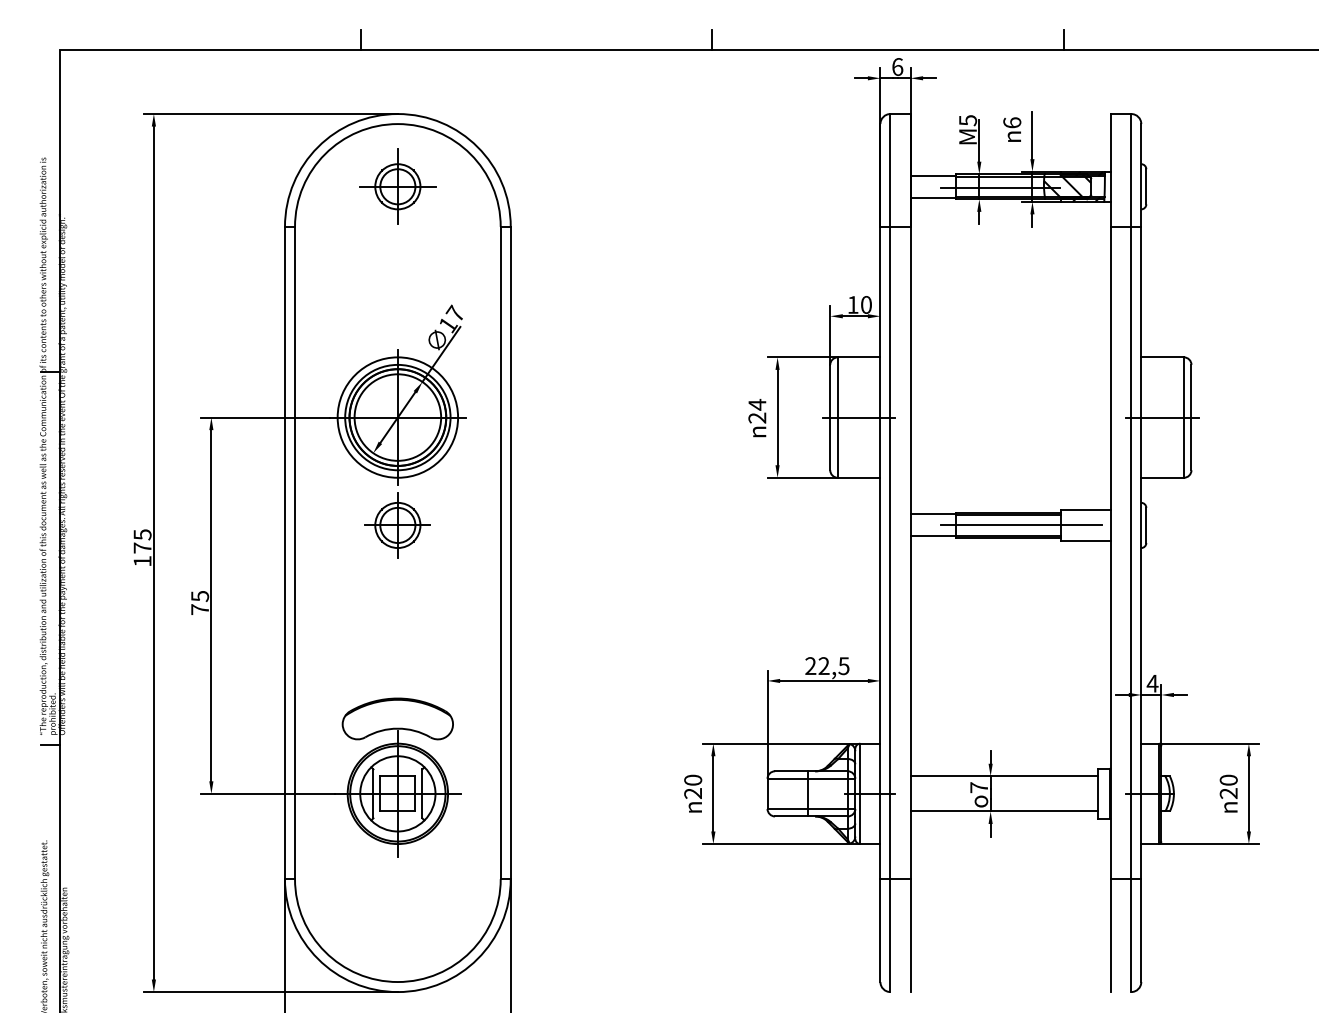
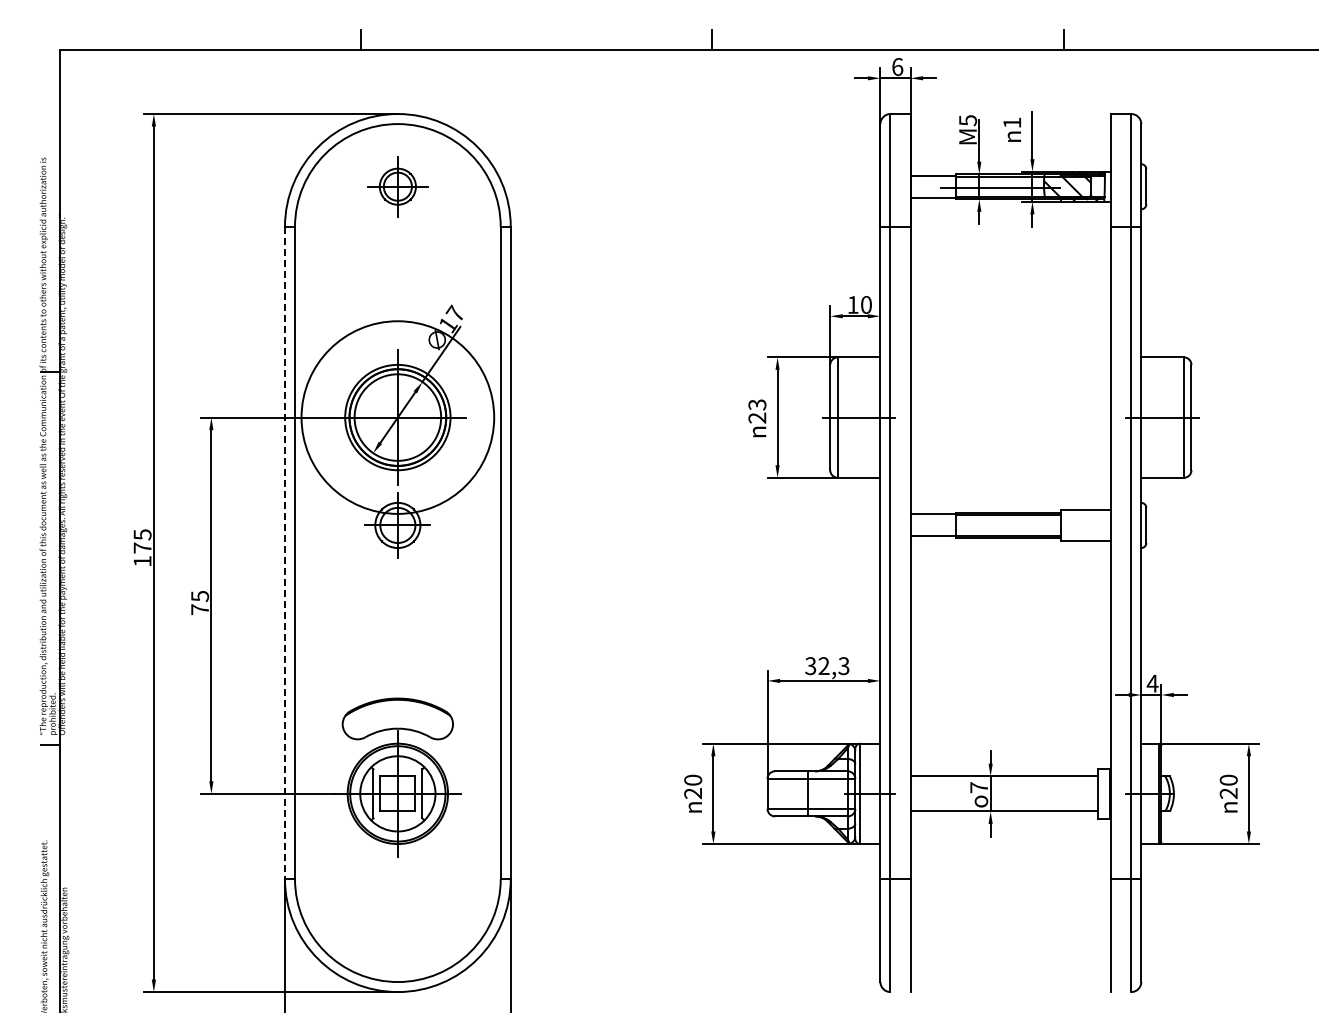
text: 6 -> 1 (1012, 122)
part size: 78x77 px -> 62x62 px (397, 186)
text: 24 -> 23 (757, 404)
circle diameter: 120 px -> 193 px (397, 417)
line: present -> none (1021, 525)
line: solid -> dashed (284, 553)
text: 22,5 -> 32,3 (827, 666)
